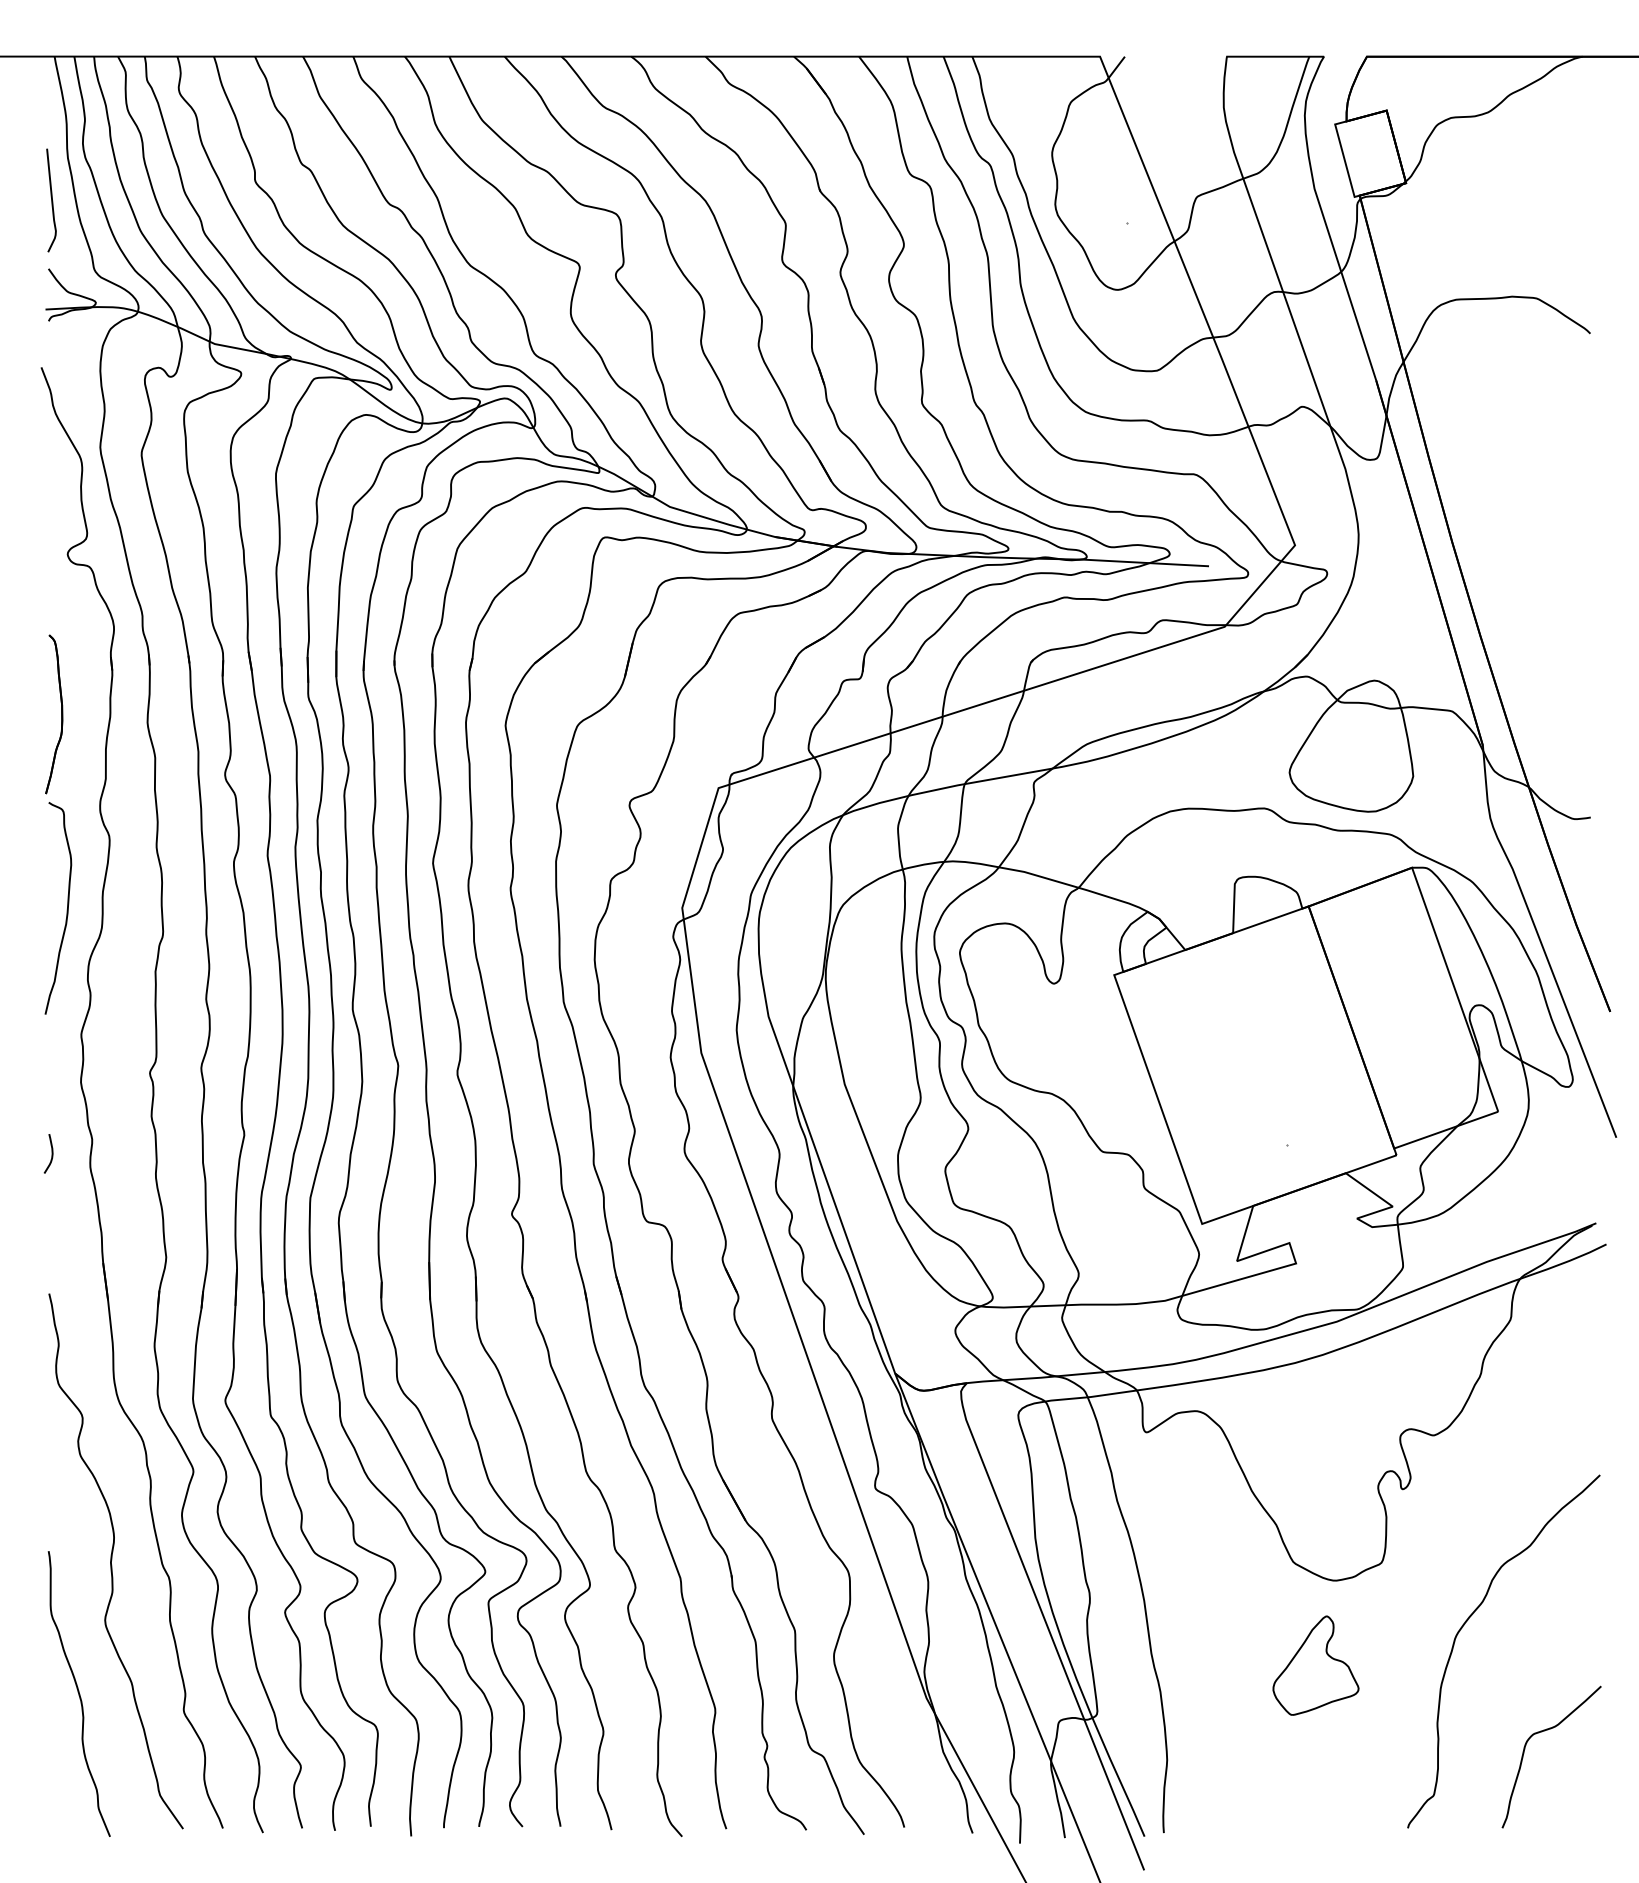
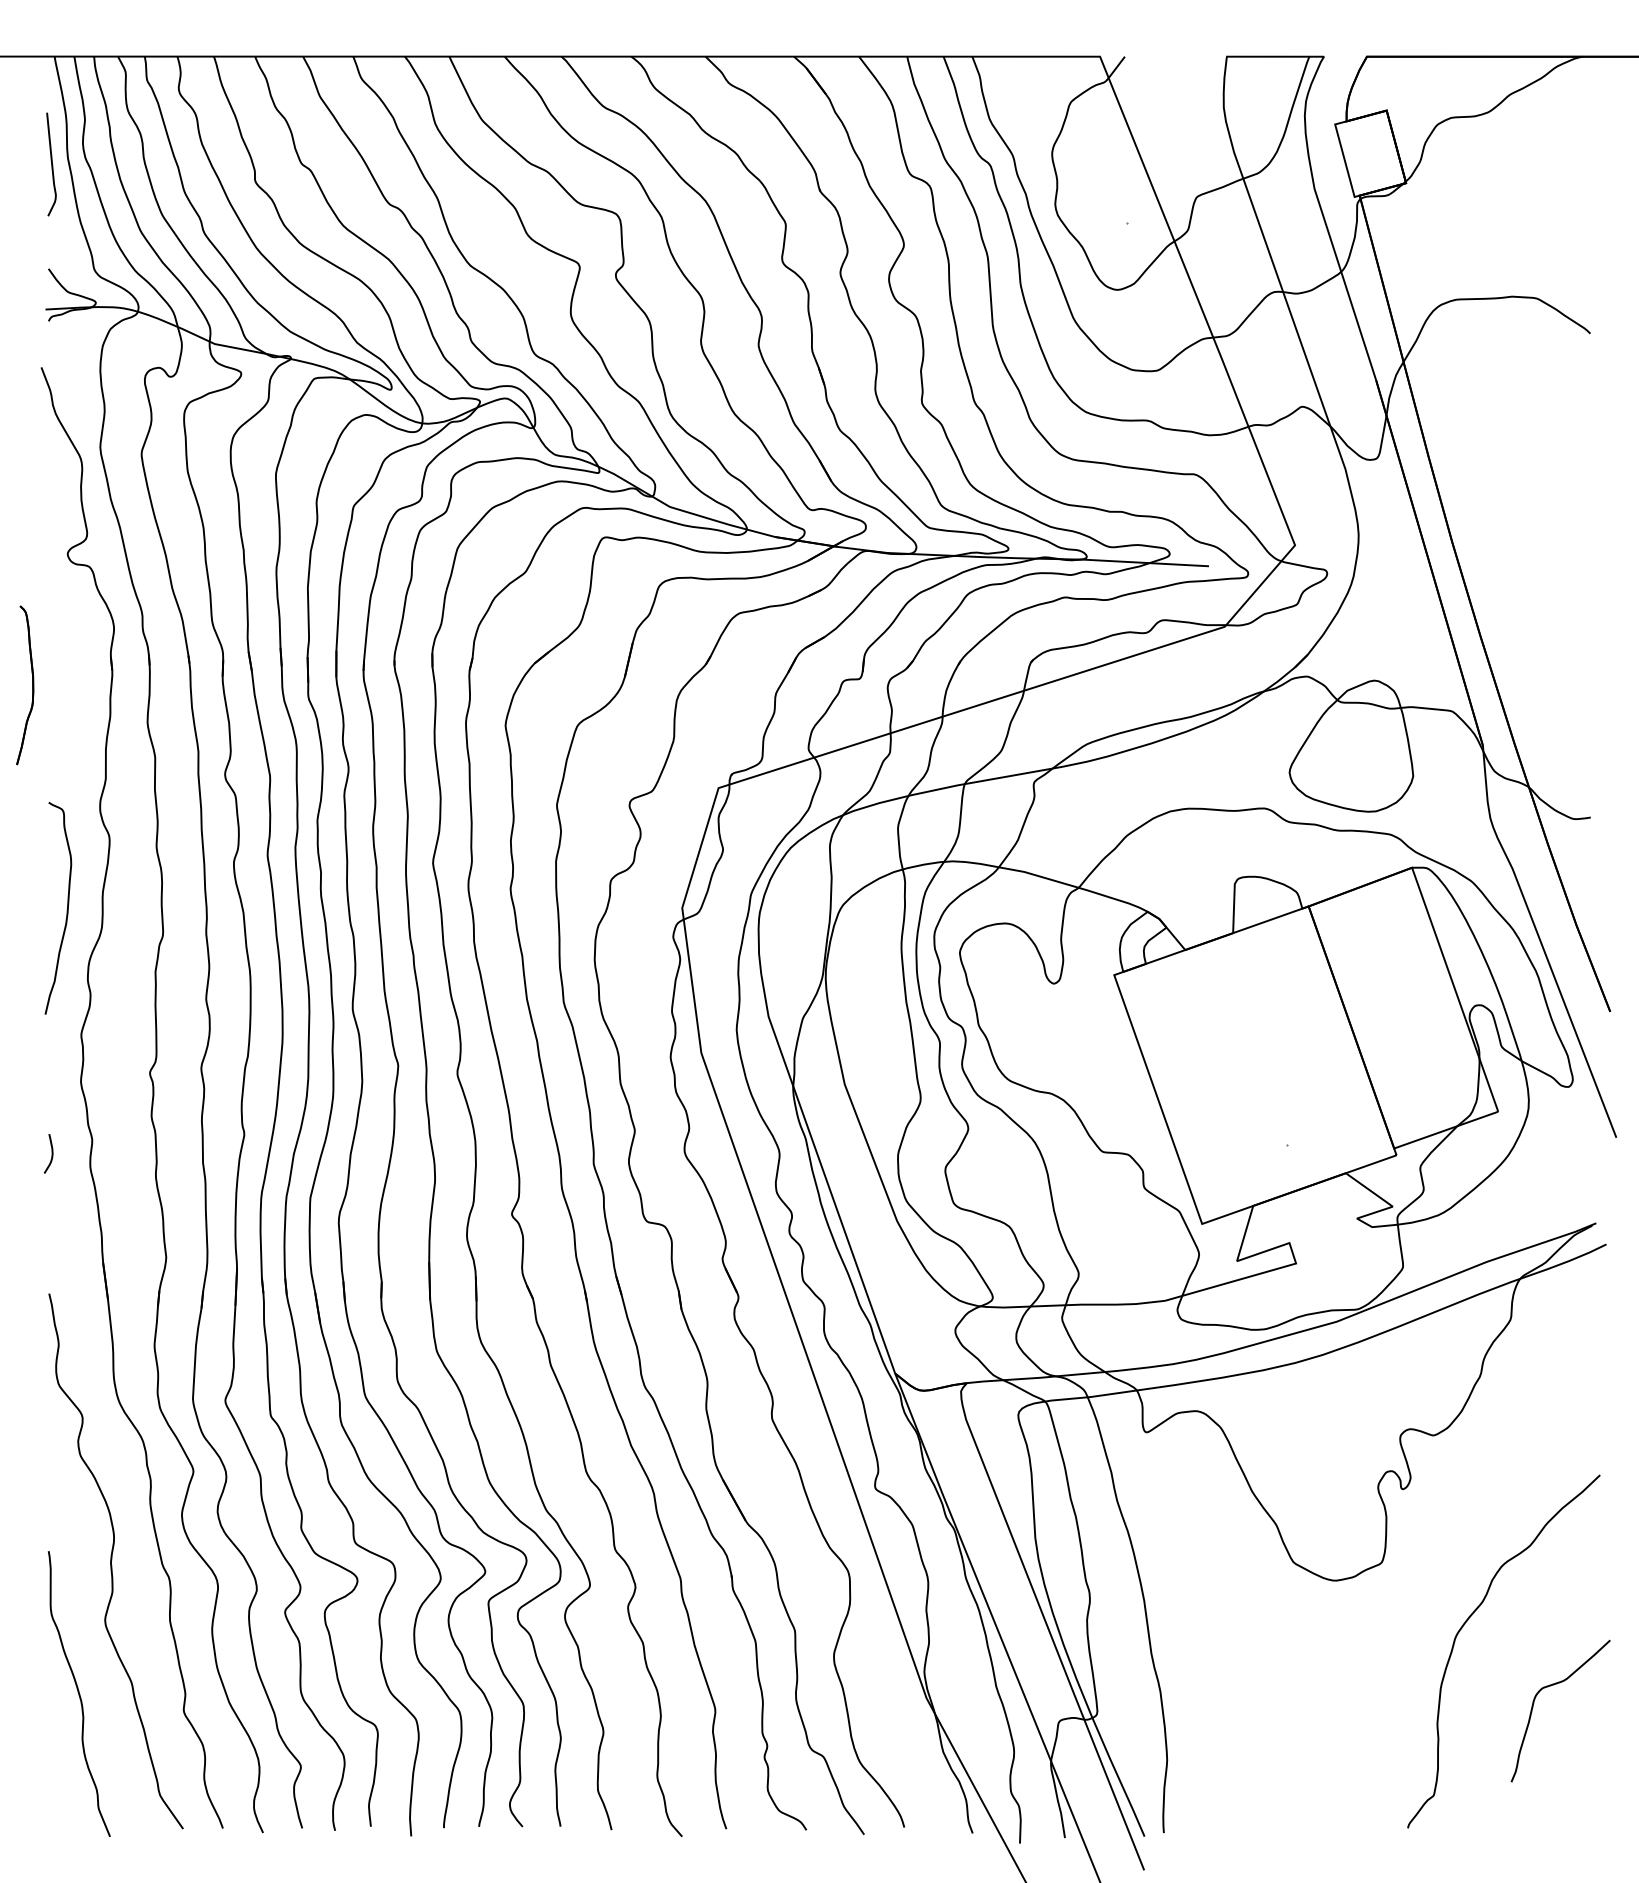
curve position: (51, 200) -> (51, 164) (51, 164)
part position: (61, 714) -> (32, 685) (32, 685)
part: present -> none (1315, 1665)
curve position: (1542, 1732) -> (1551, 1686) (1551, 1686)
